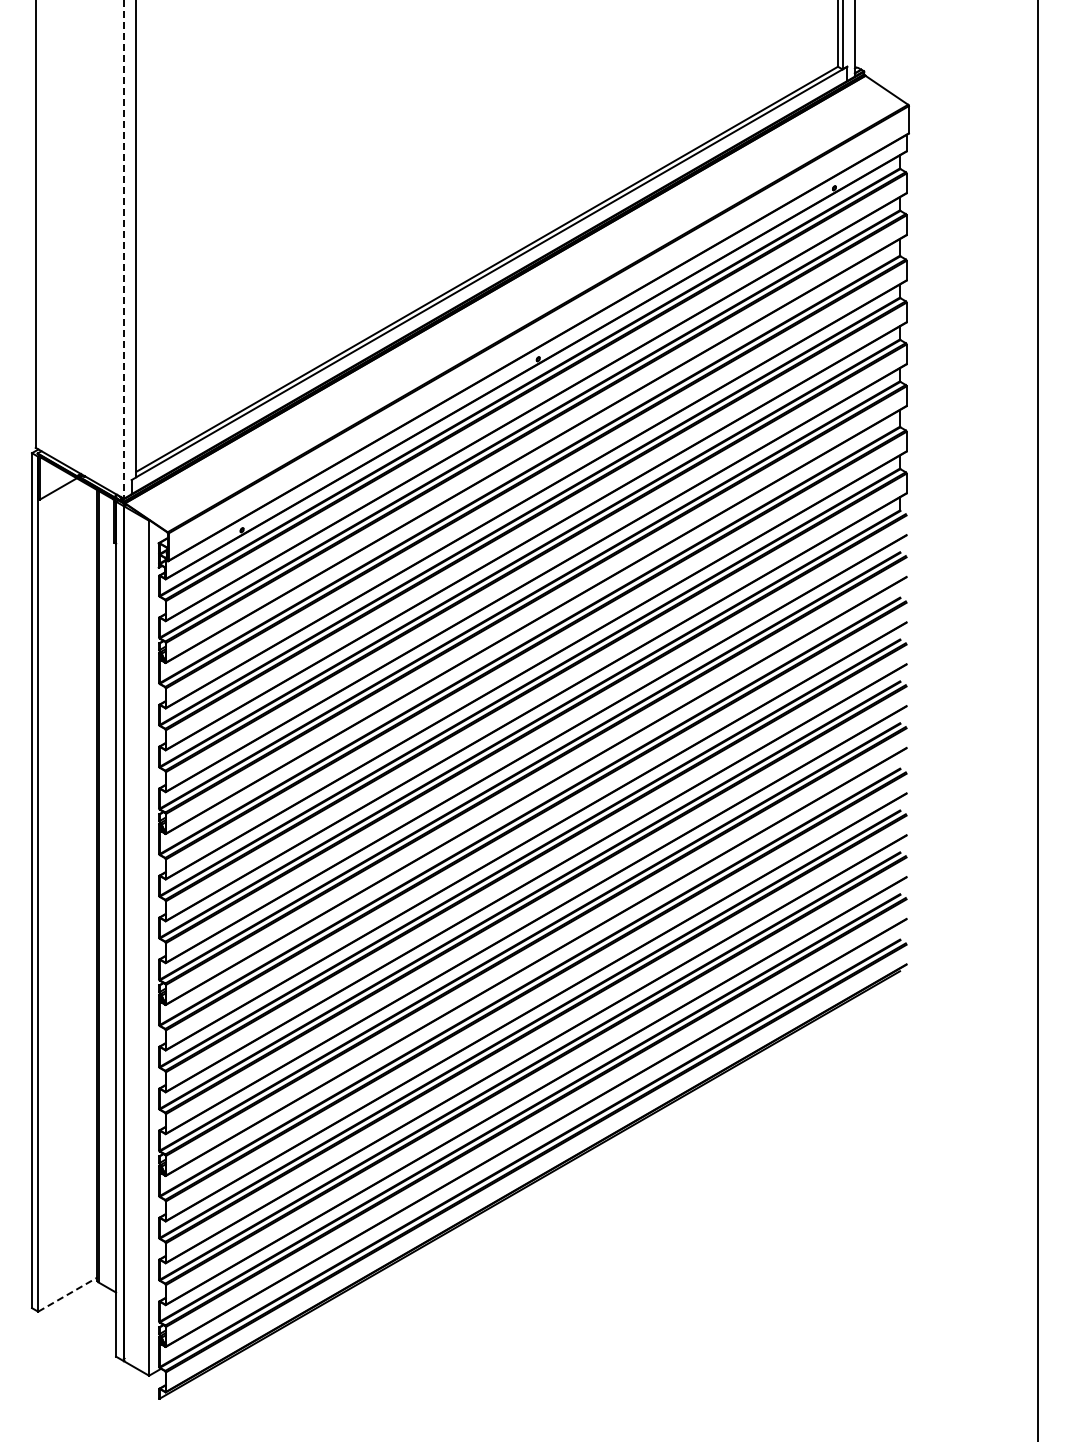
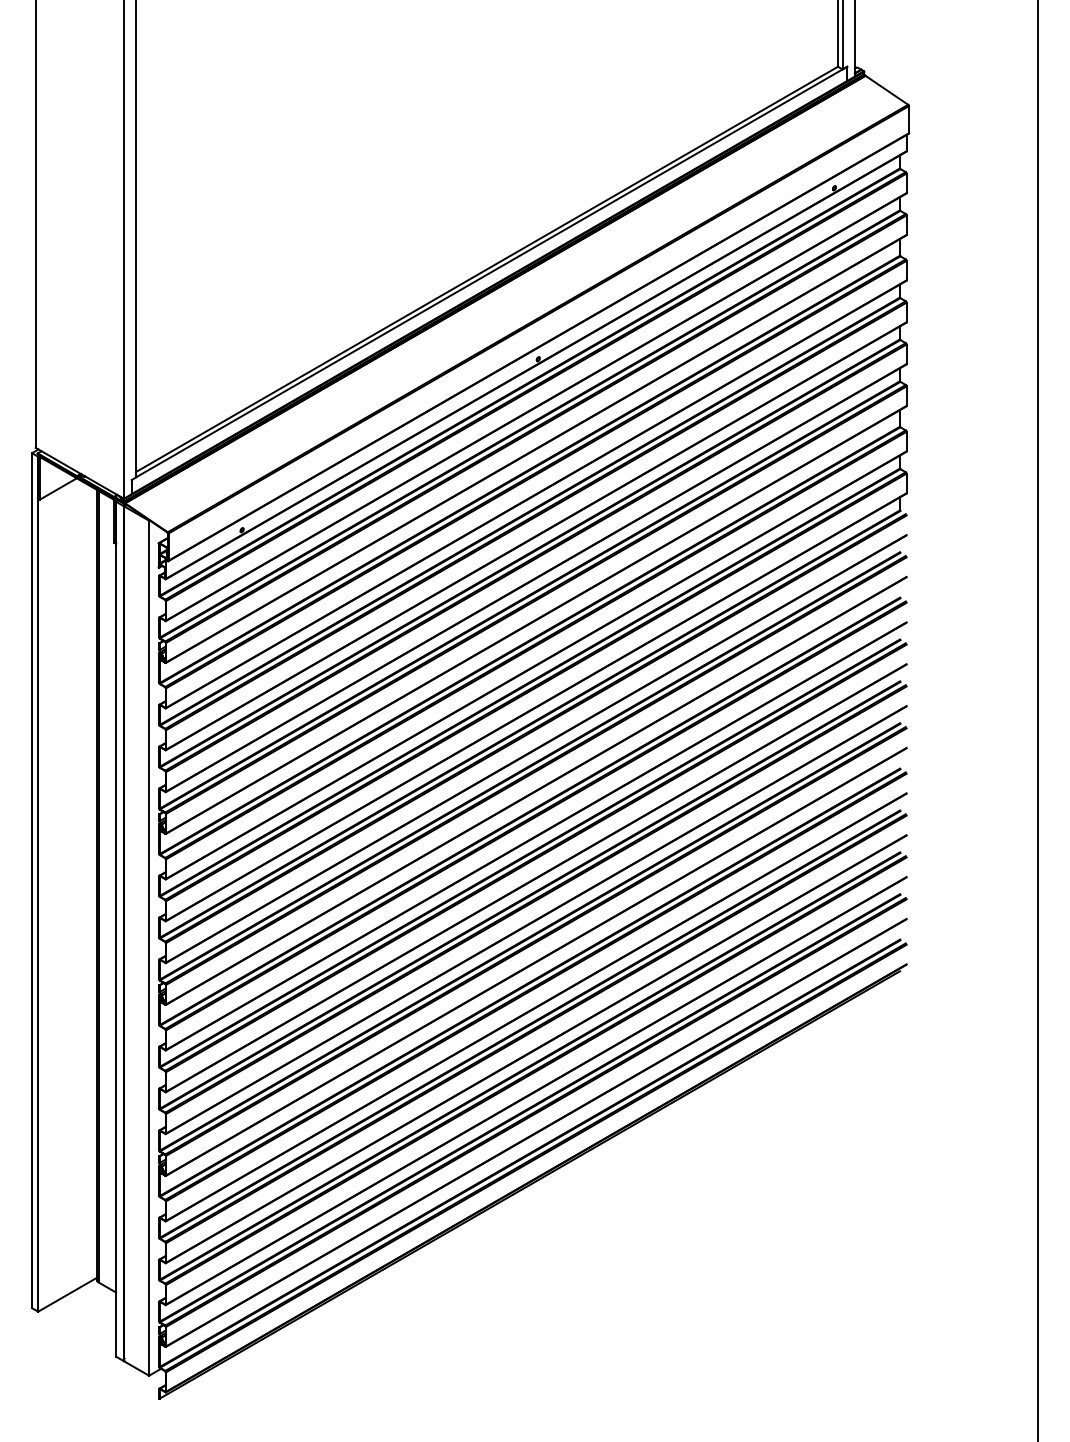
line: dashed -> solid (123, 249)
line: dashed -> solid (68, 1294)
